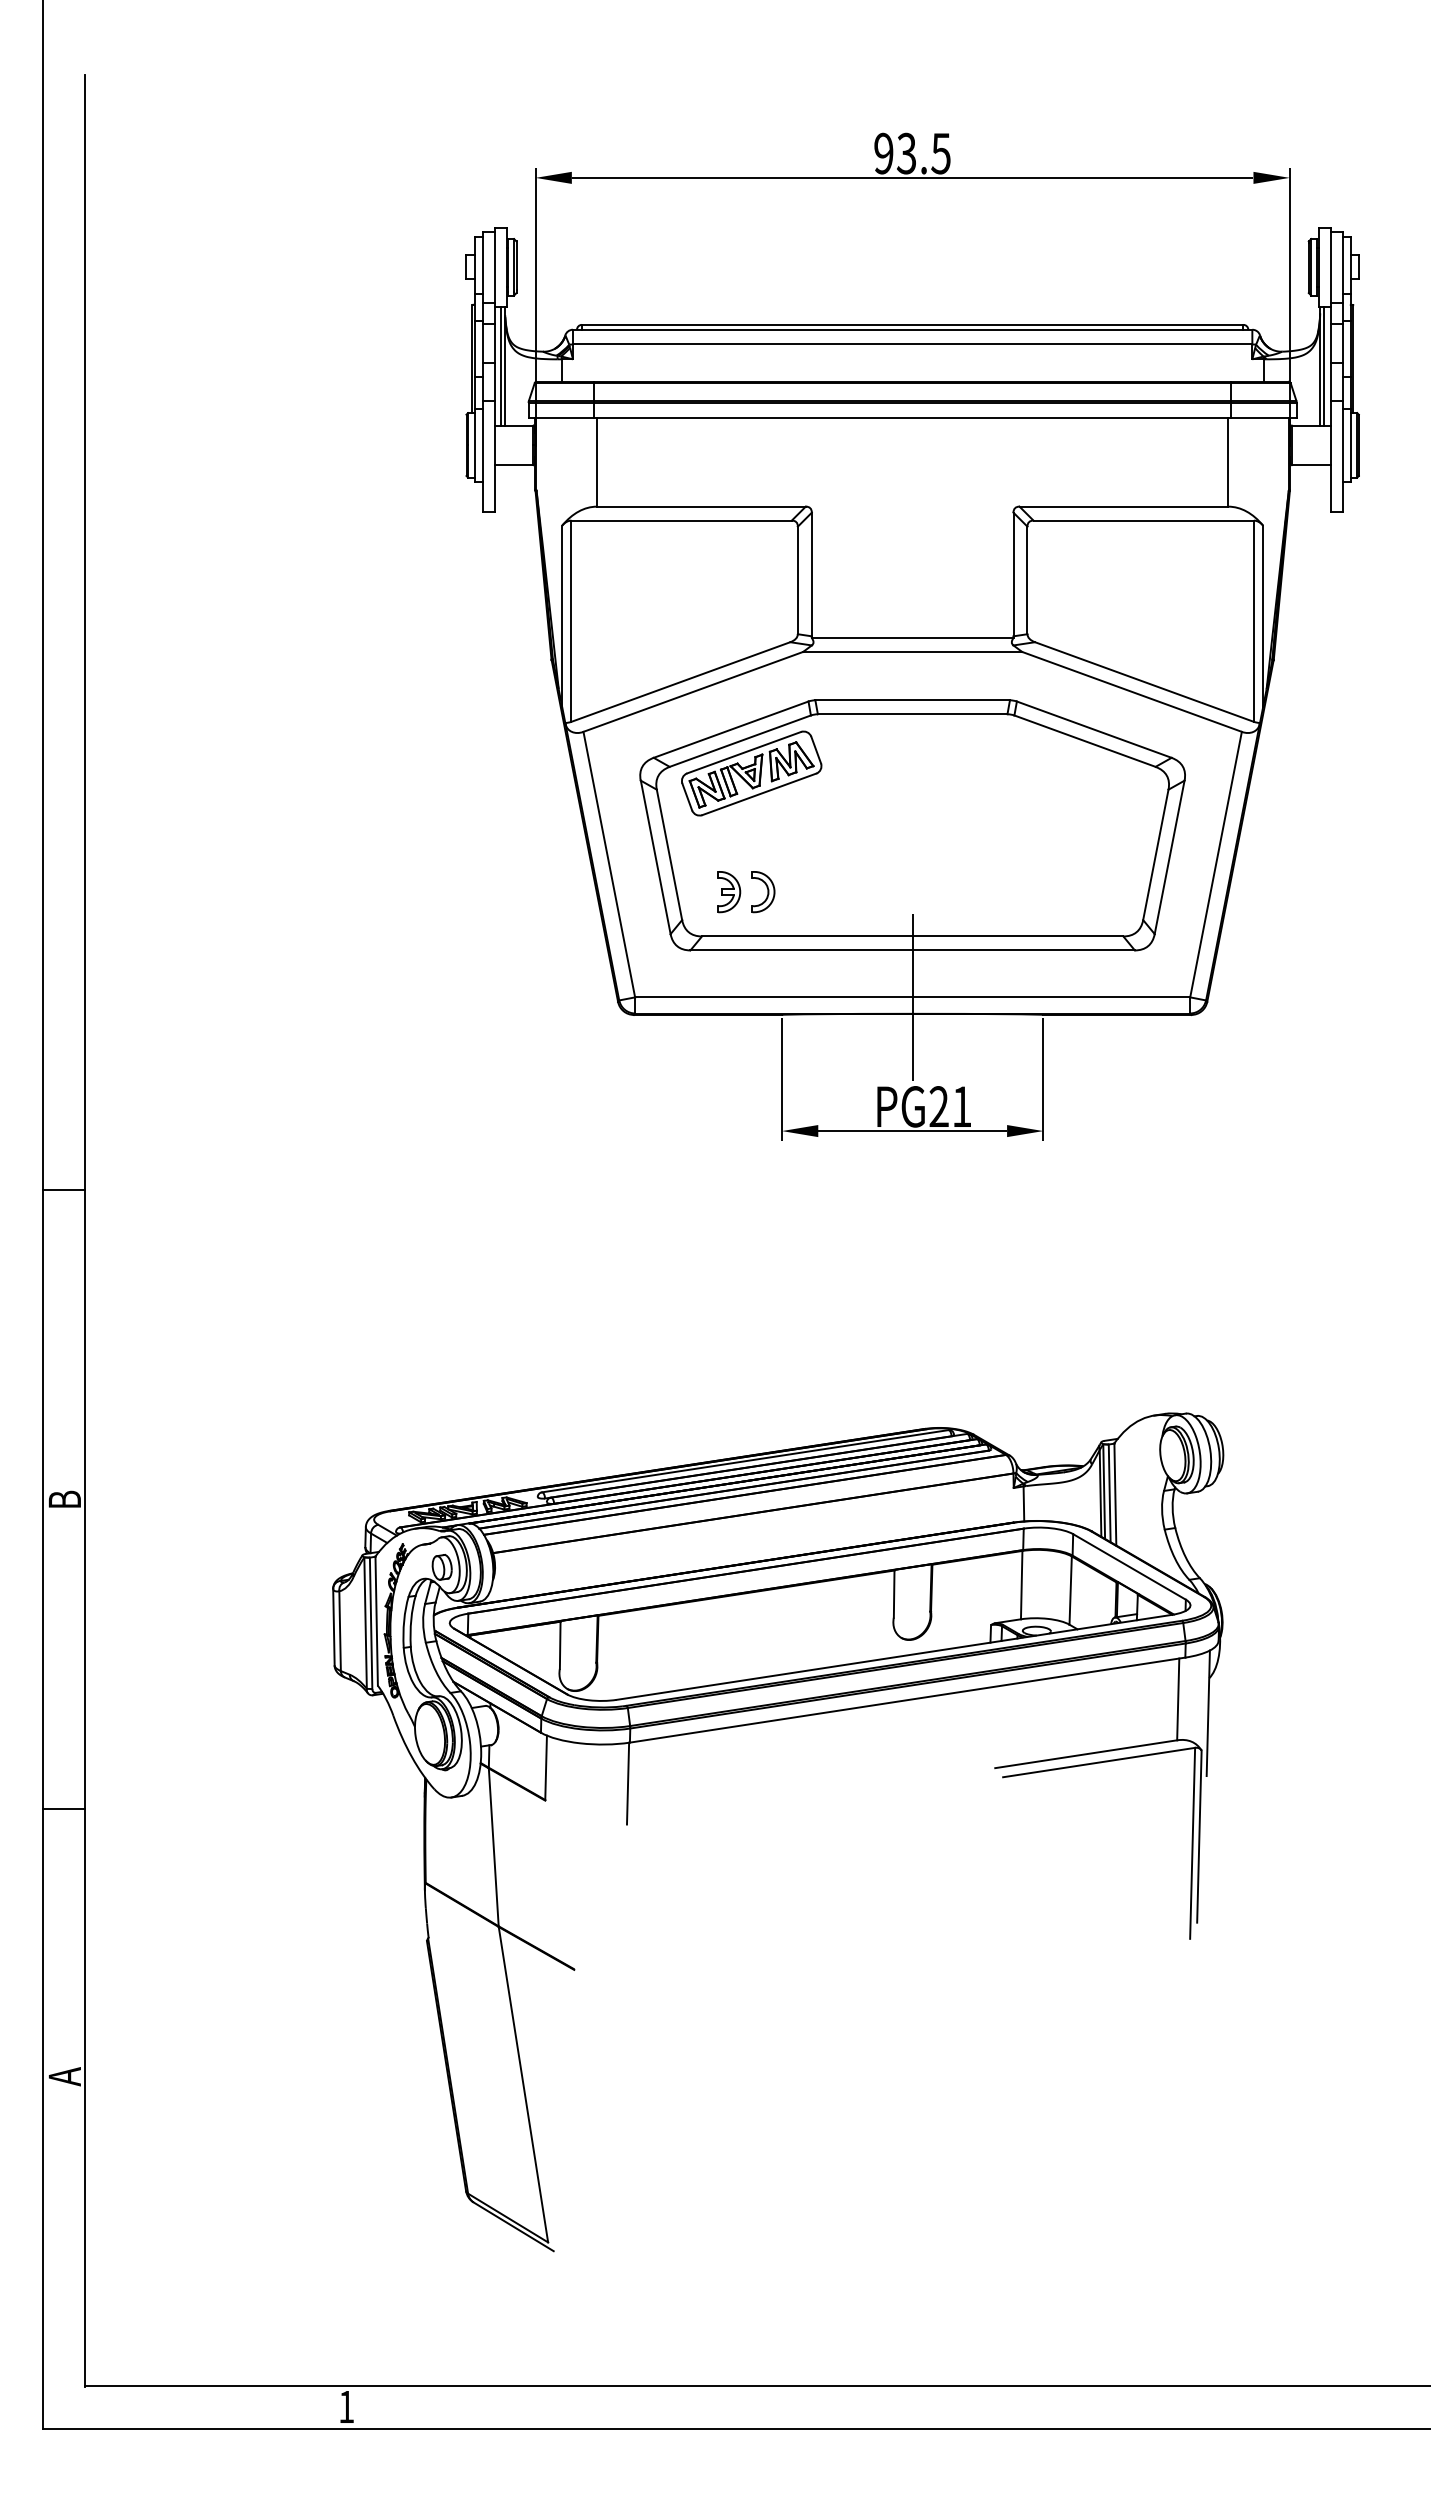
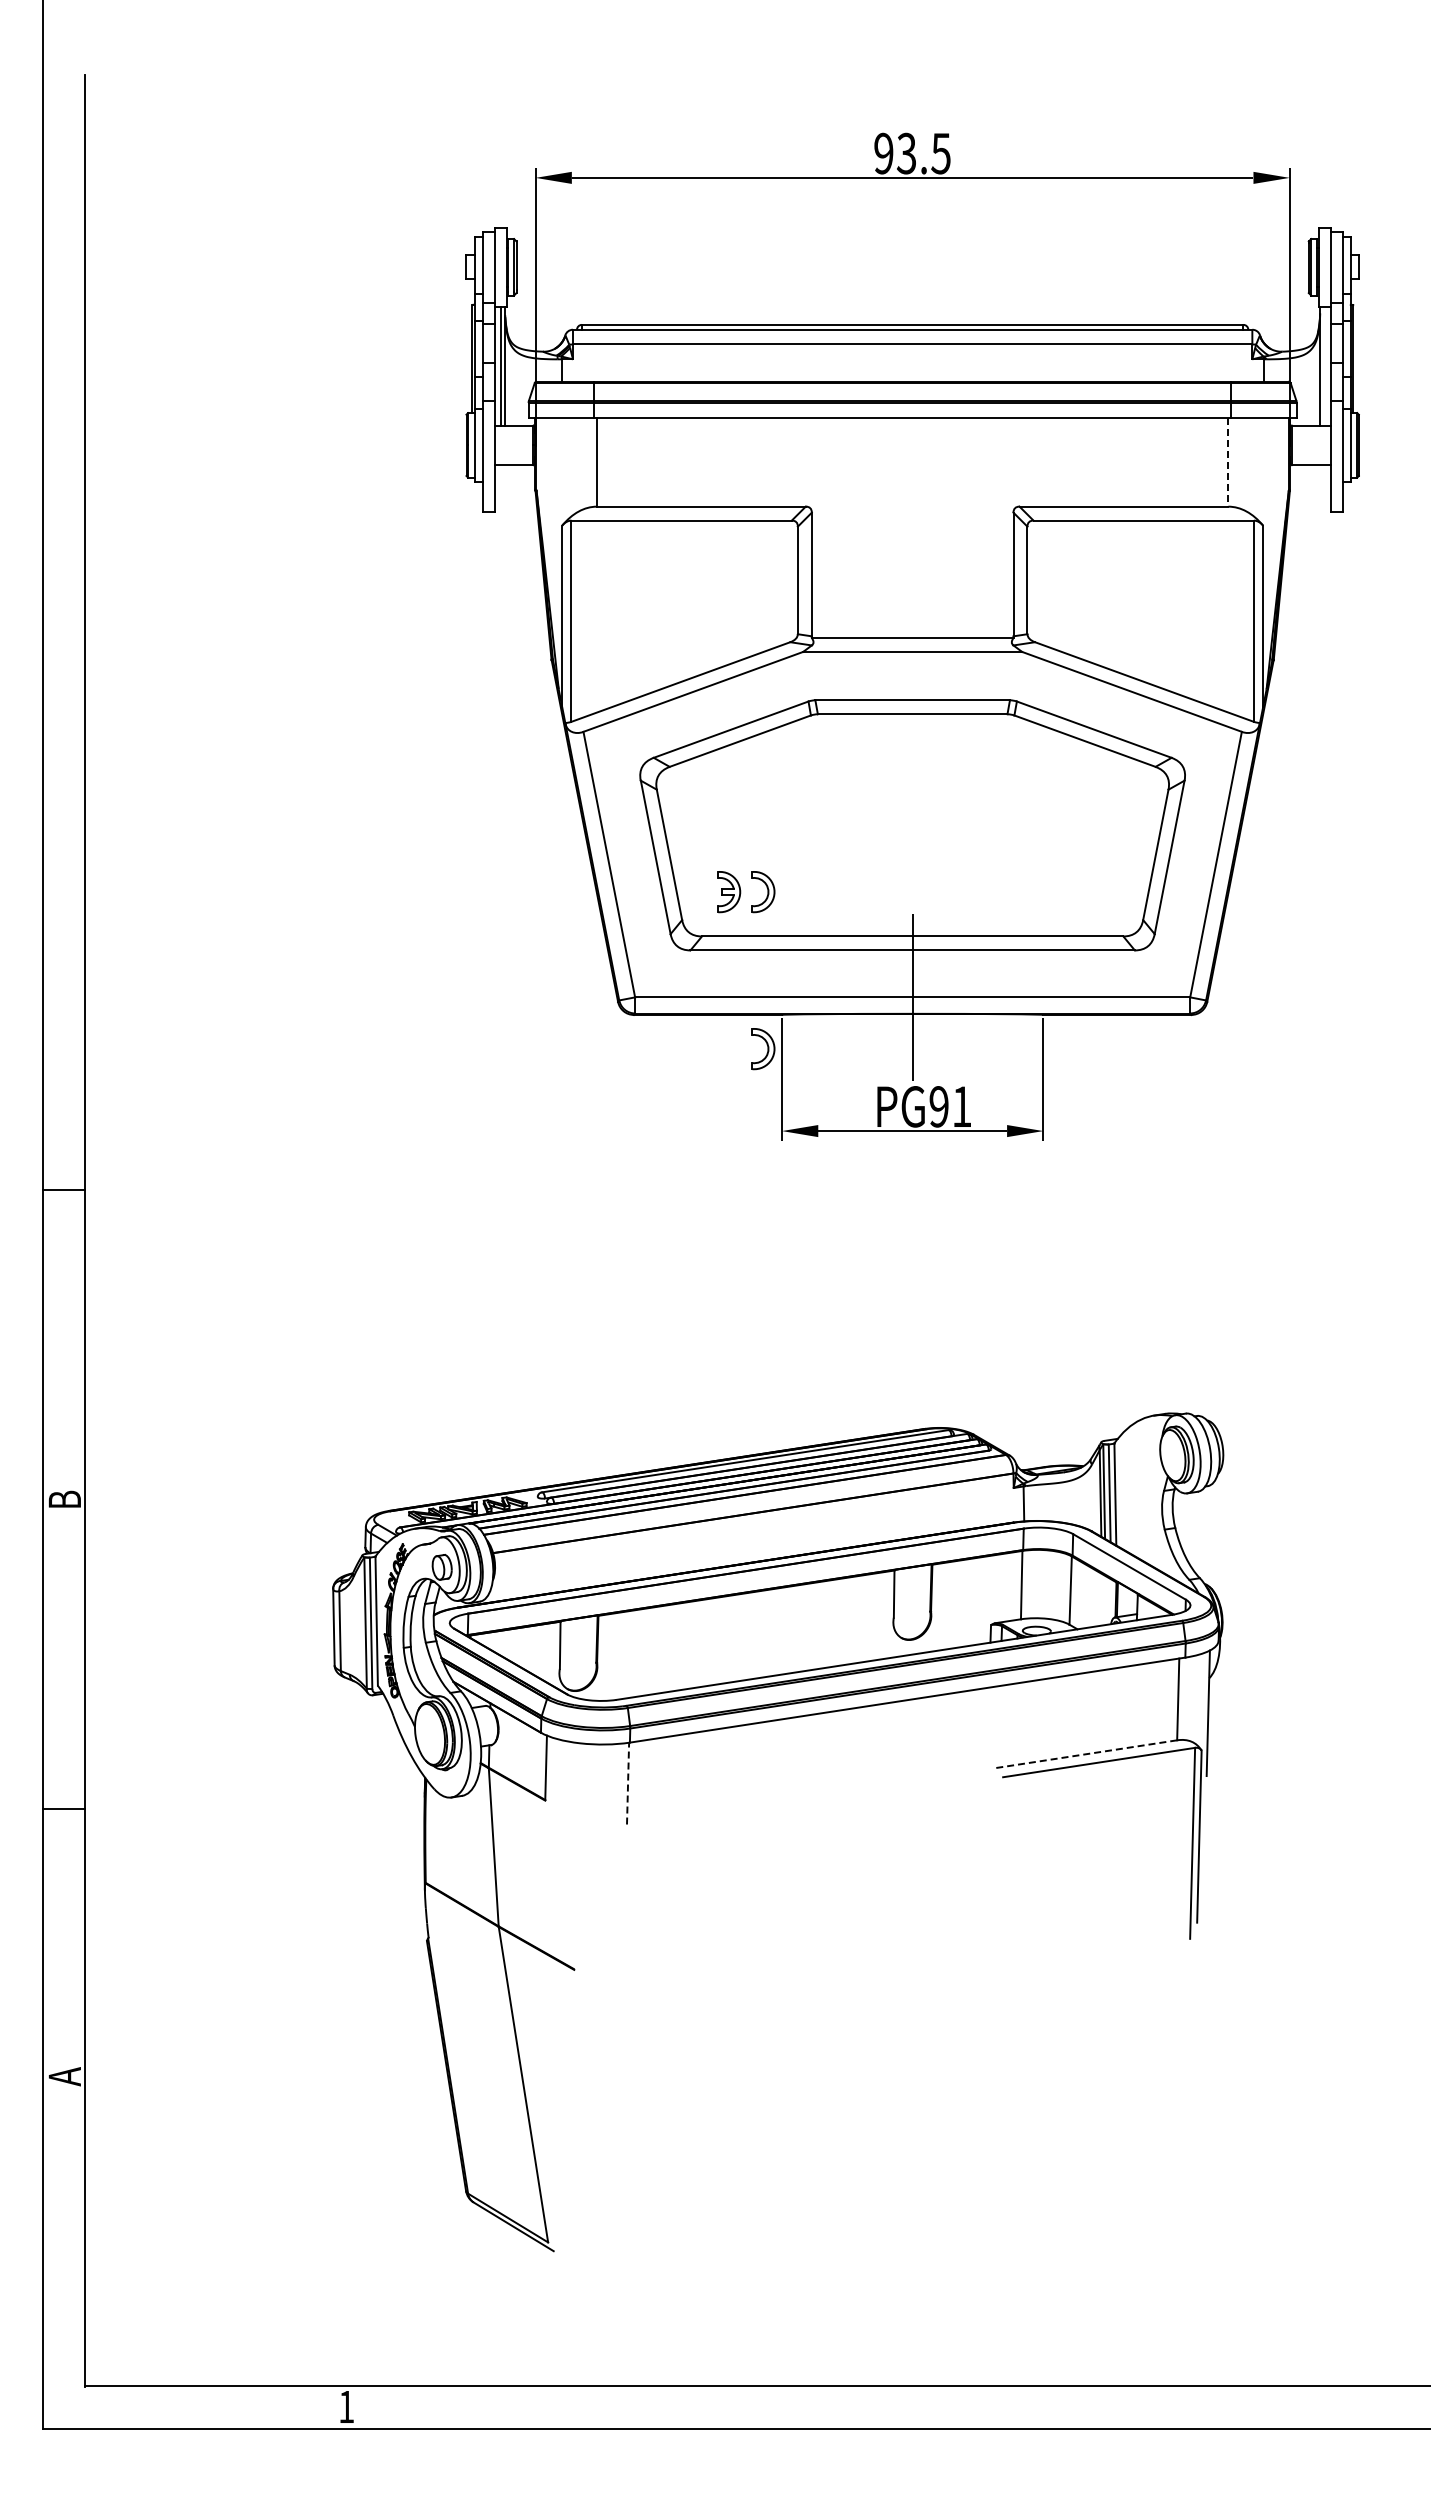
line: present -> none (1324, 365)
line: solid -> dashed (1228, 462)
part: present -> none (751, 773)
part: none -> present (763, 1049)
text: PG21 -> PG91 (938, 1106)
line: solid -> dashed (1085, 1754)
line: solid -> dashed (628, 1783)
